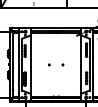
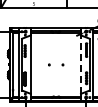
line: solid -> dashed (81, 64)
